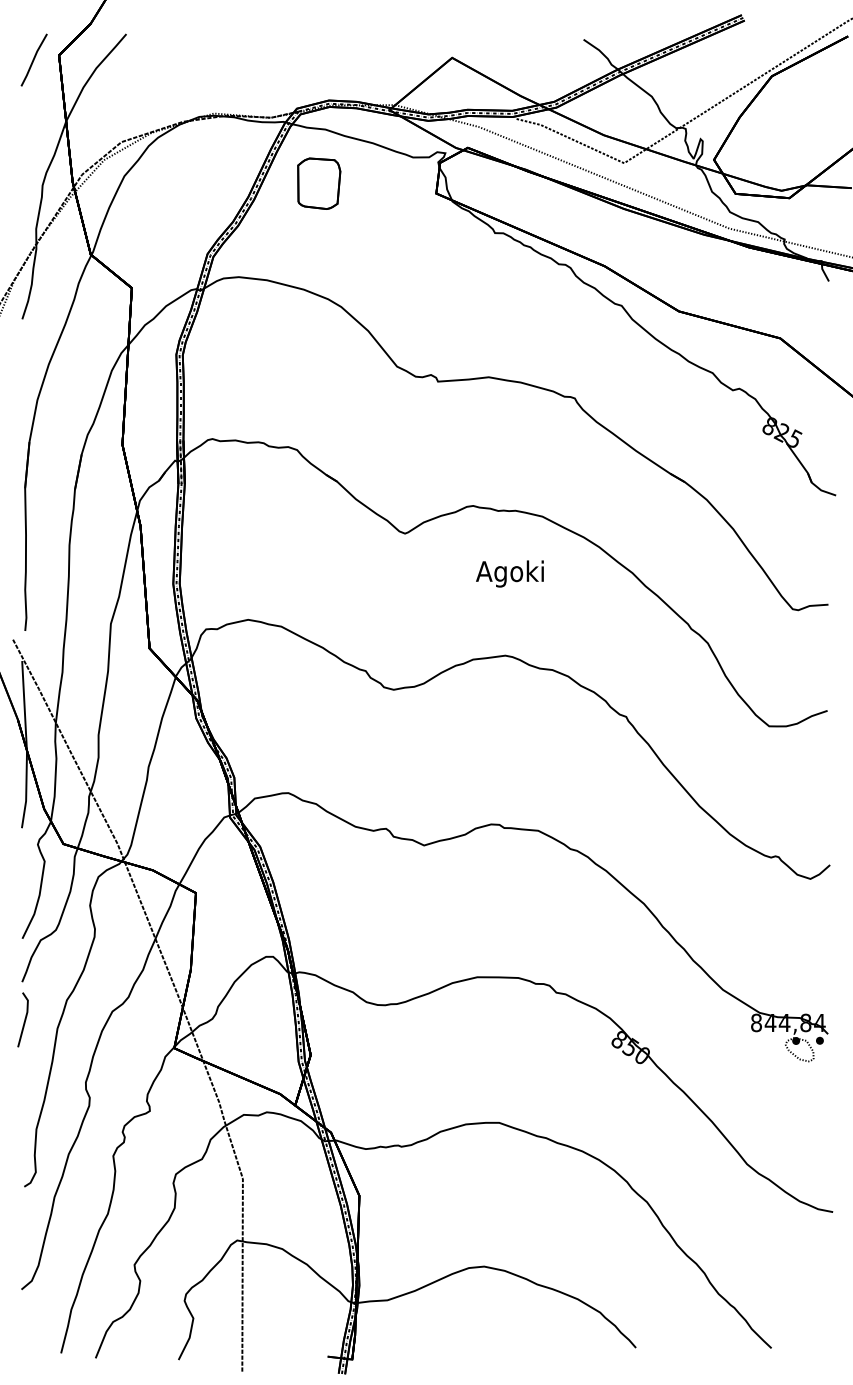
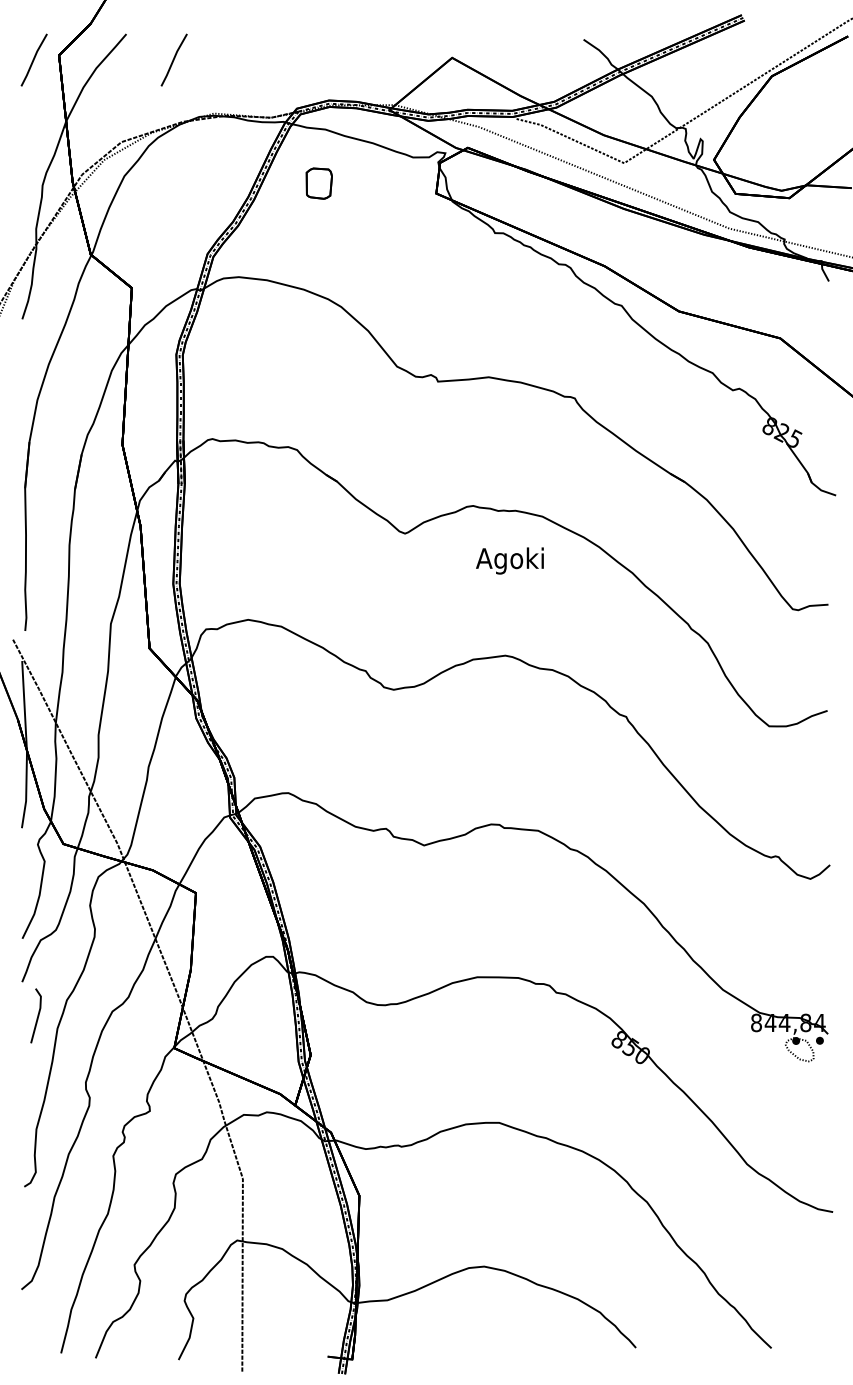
line: none -> present (173, 59)
part size: 45x53 px -> 28x33 px (318, 183)
text position: (509, 573) -> (509, 560) (509, 560)
line position: (24, 1019) -> (37, 1015) (37, 1015)
